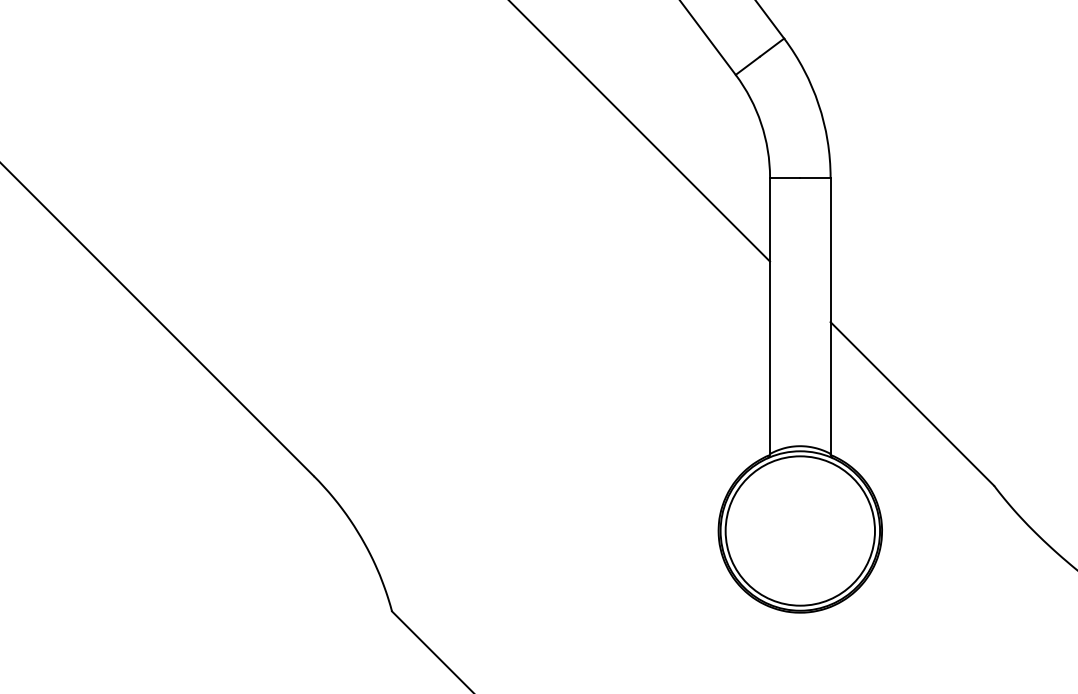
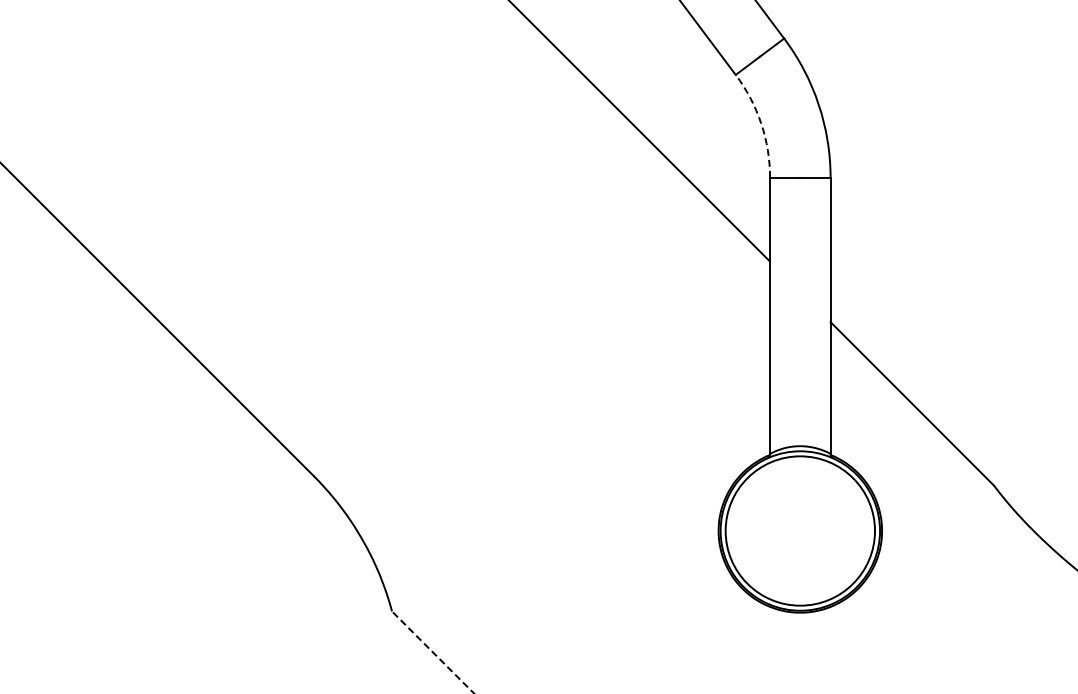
arc: solid -> dashed (761, 123)
line: solid -> dashed (432, 652)
